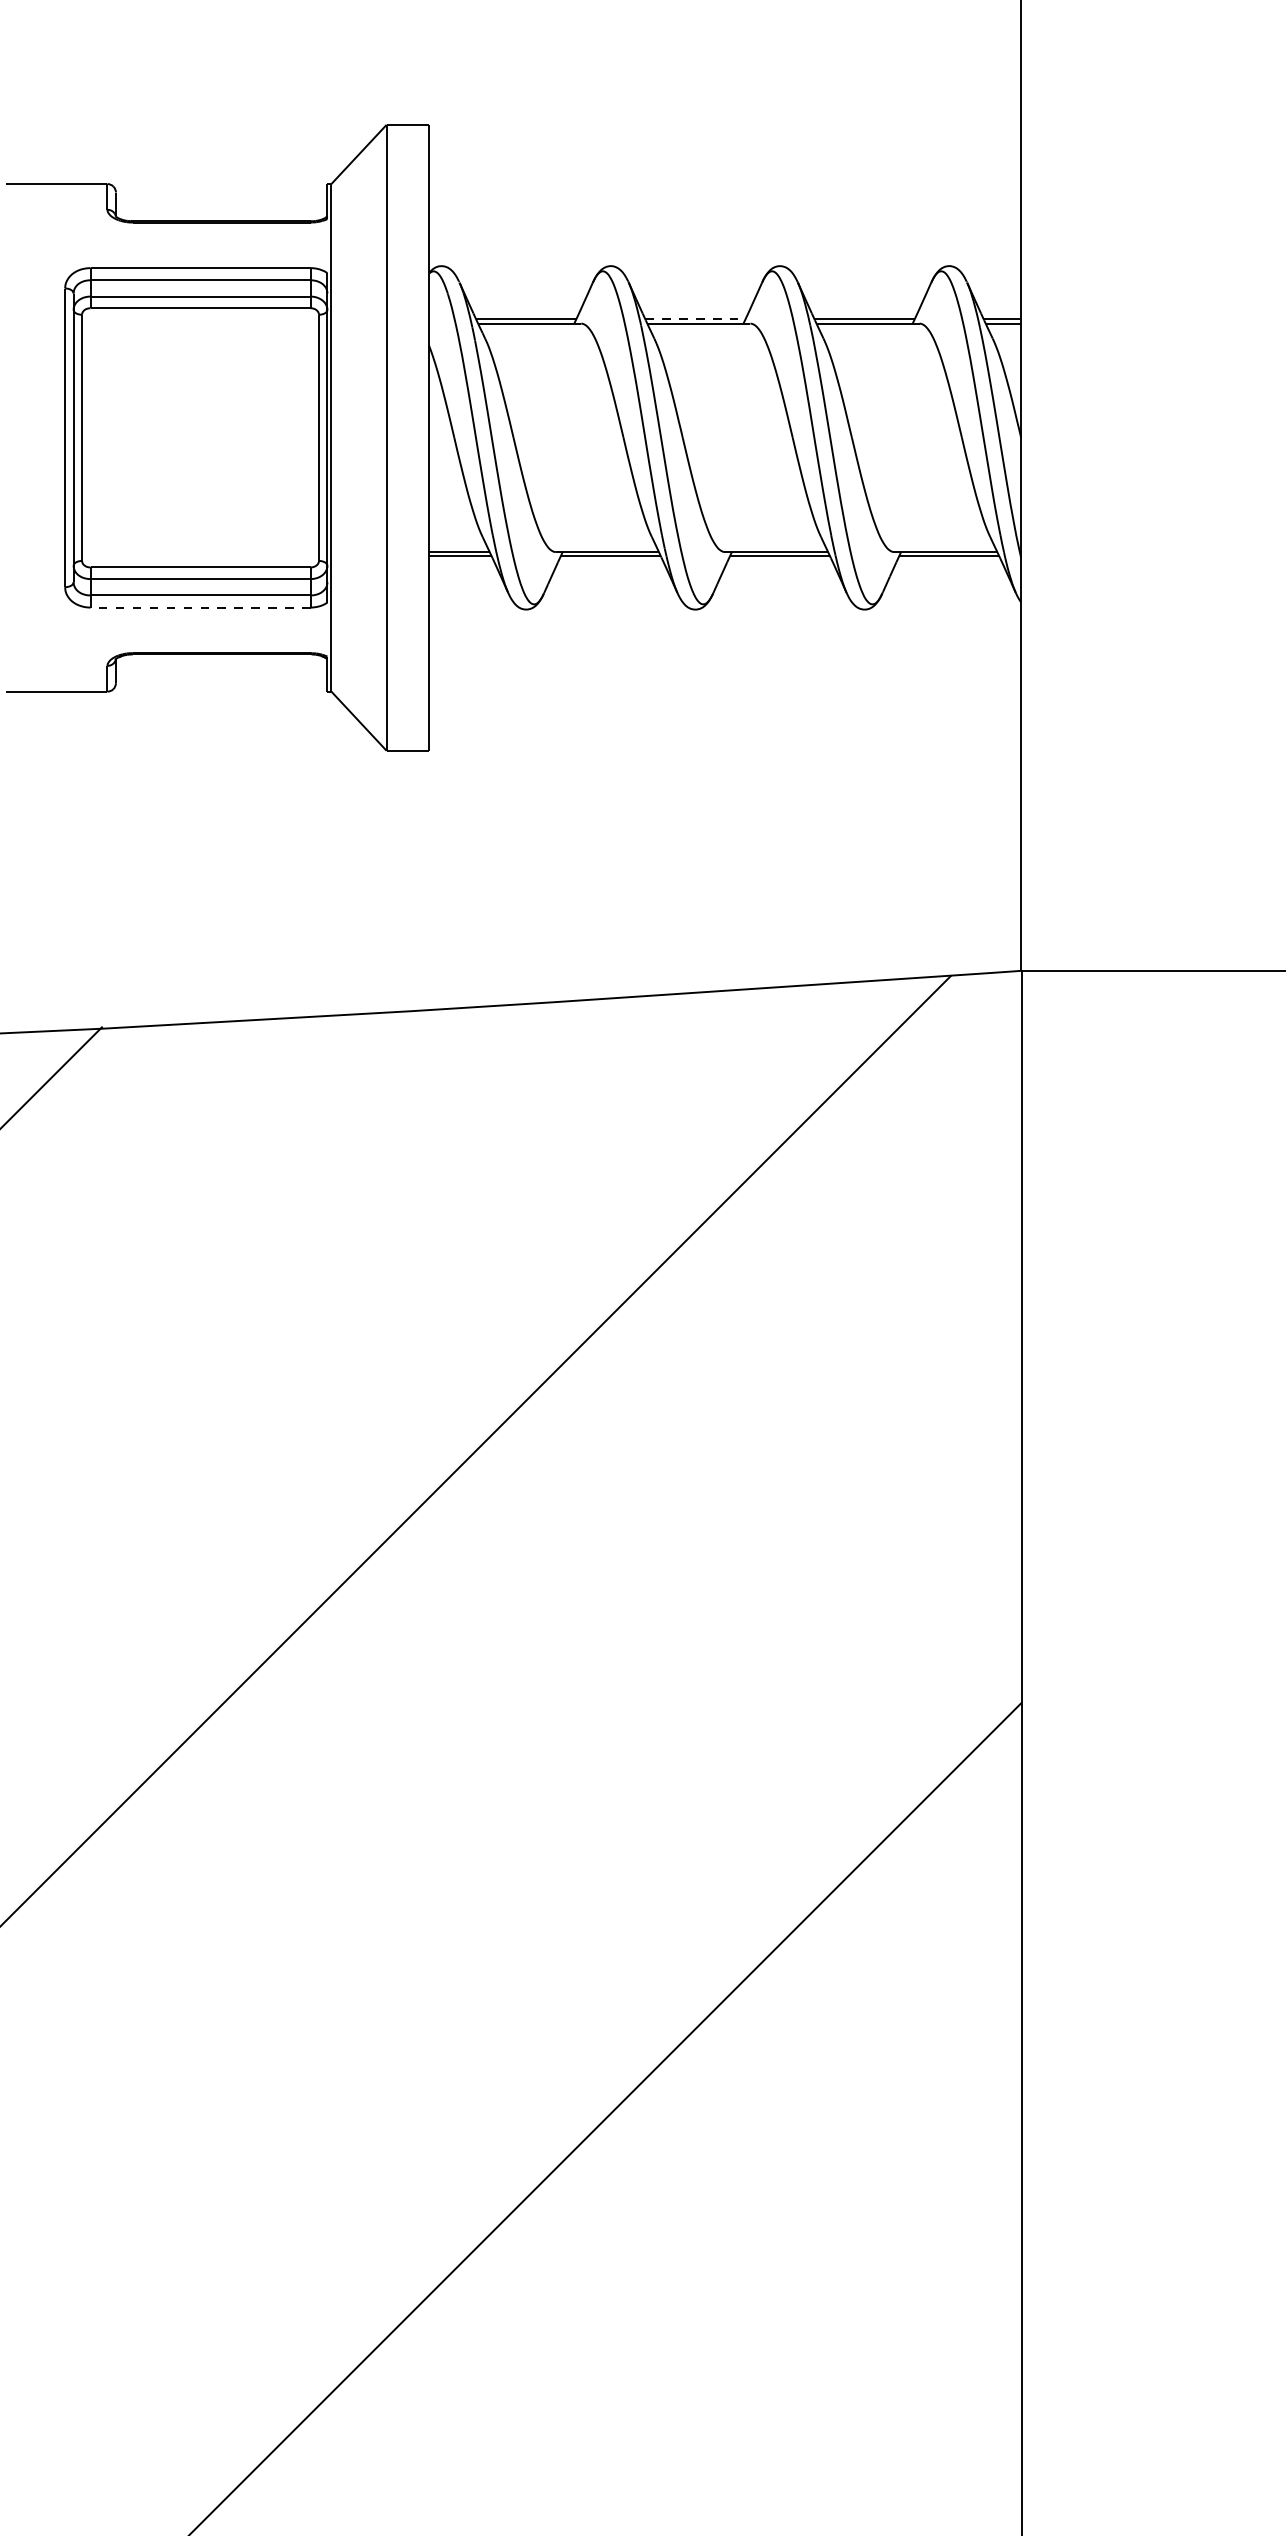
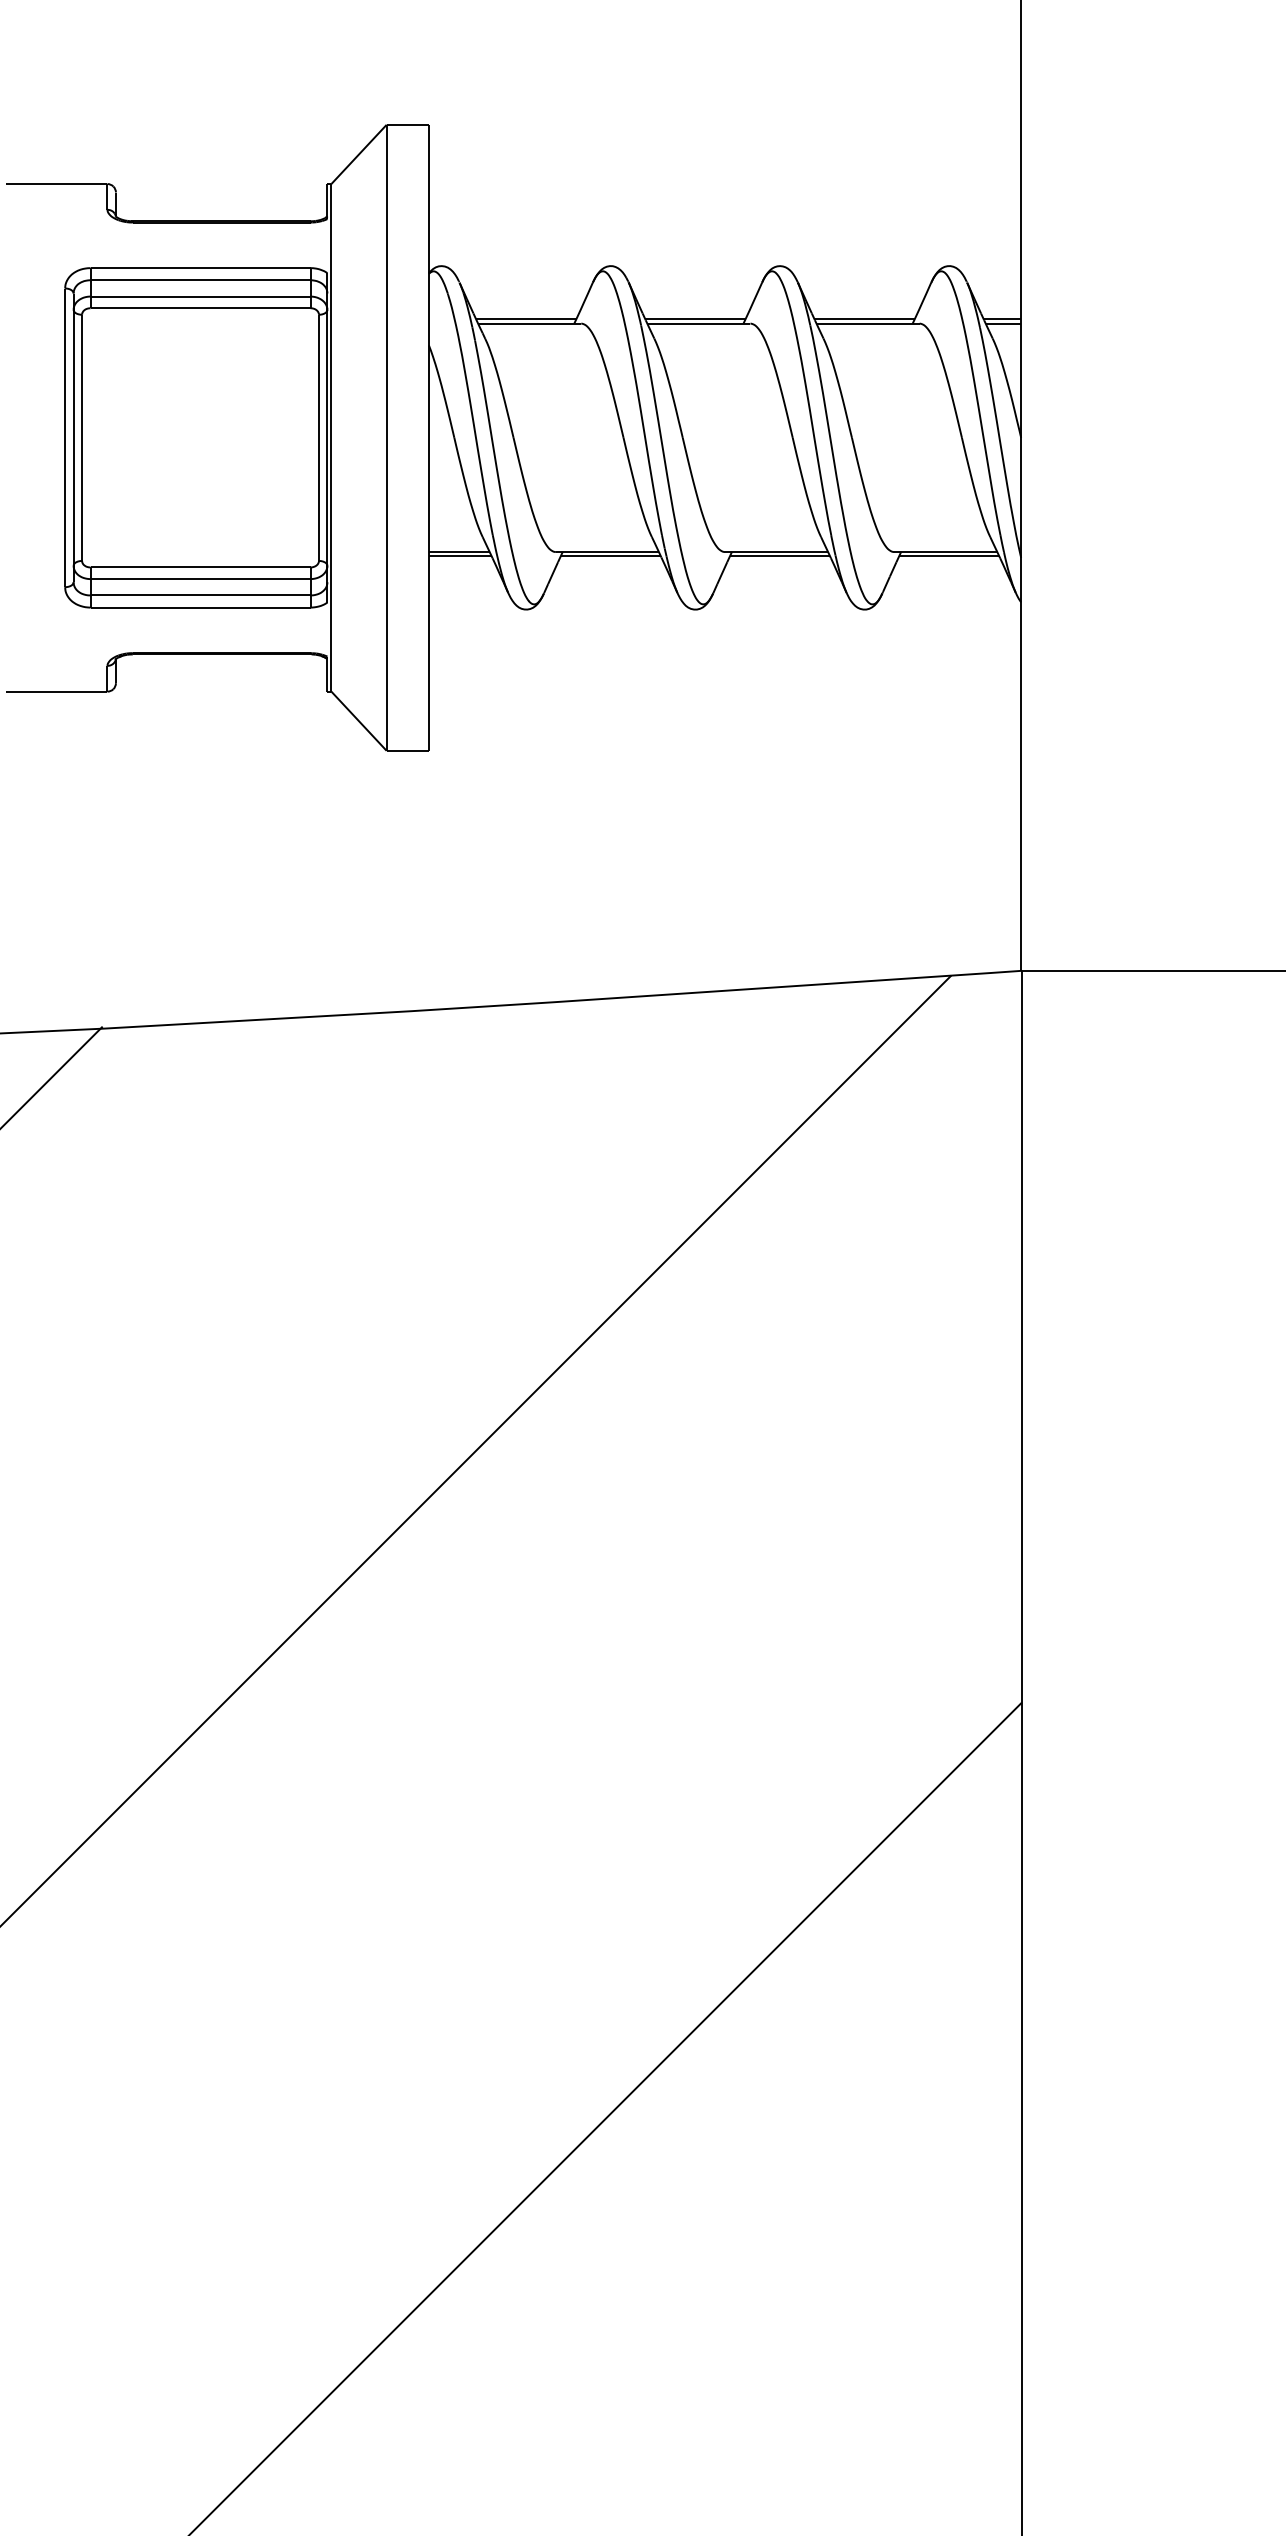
line: dashed -> solid (695, 319)
line: dashed -> solid (200, 607)
